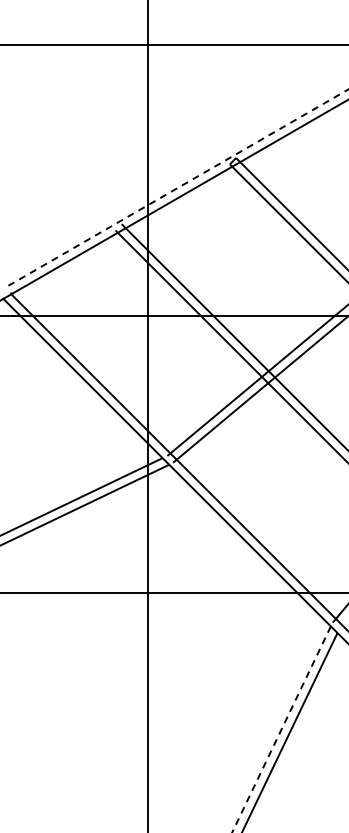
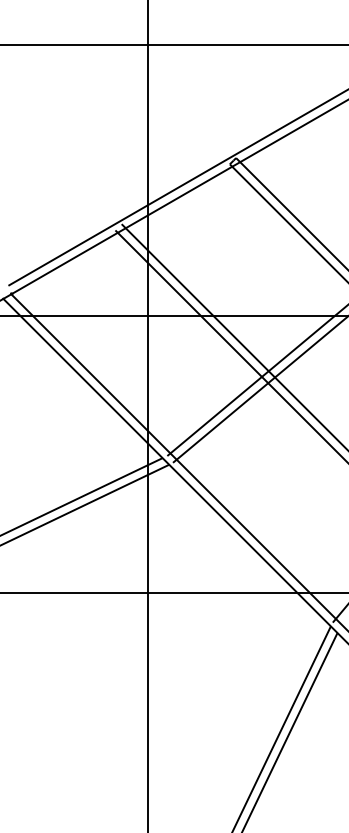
line: dashed -> solid (177, 187)
line: dashed -> solid (281, 729)
